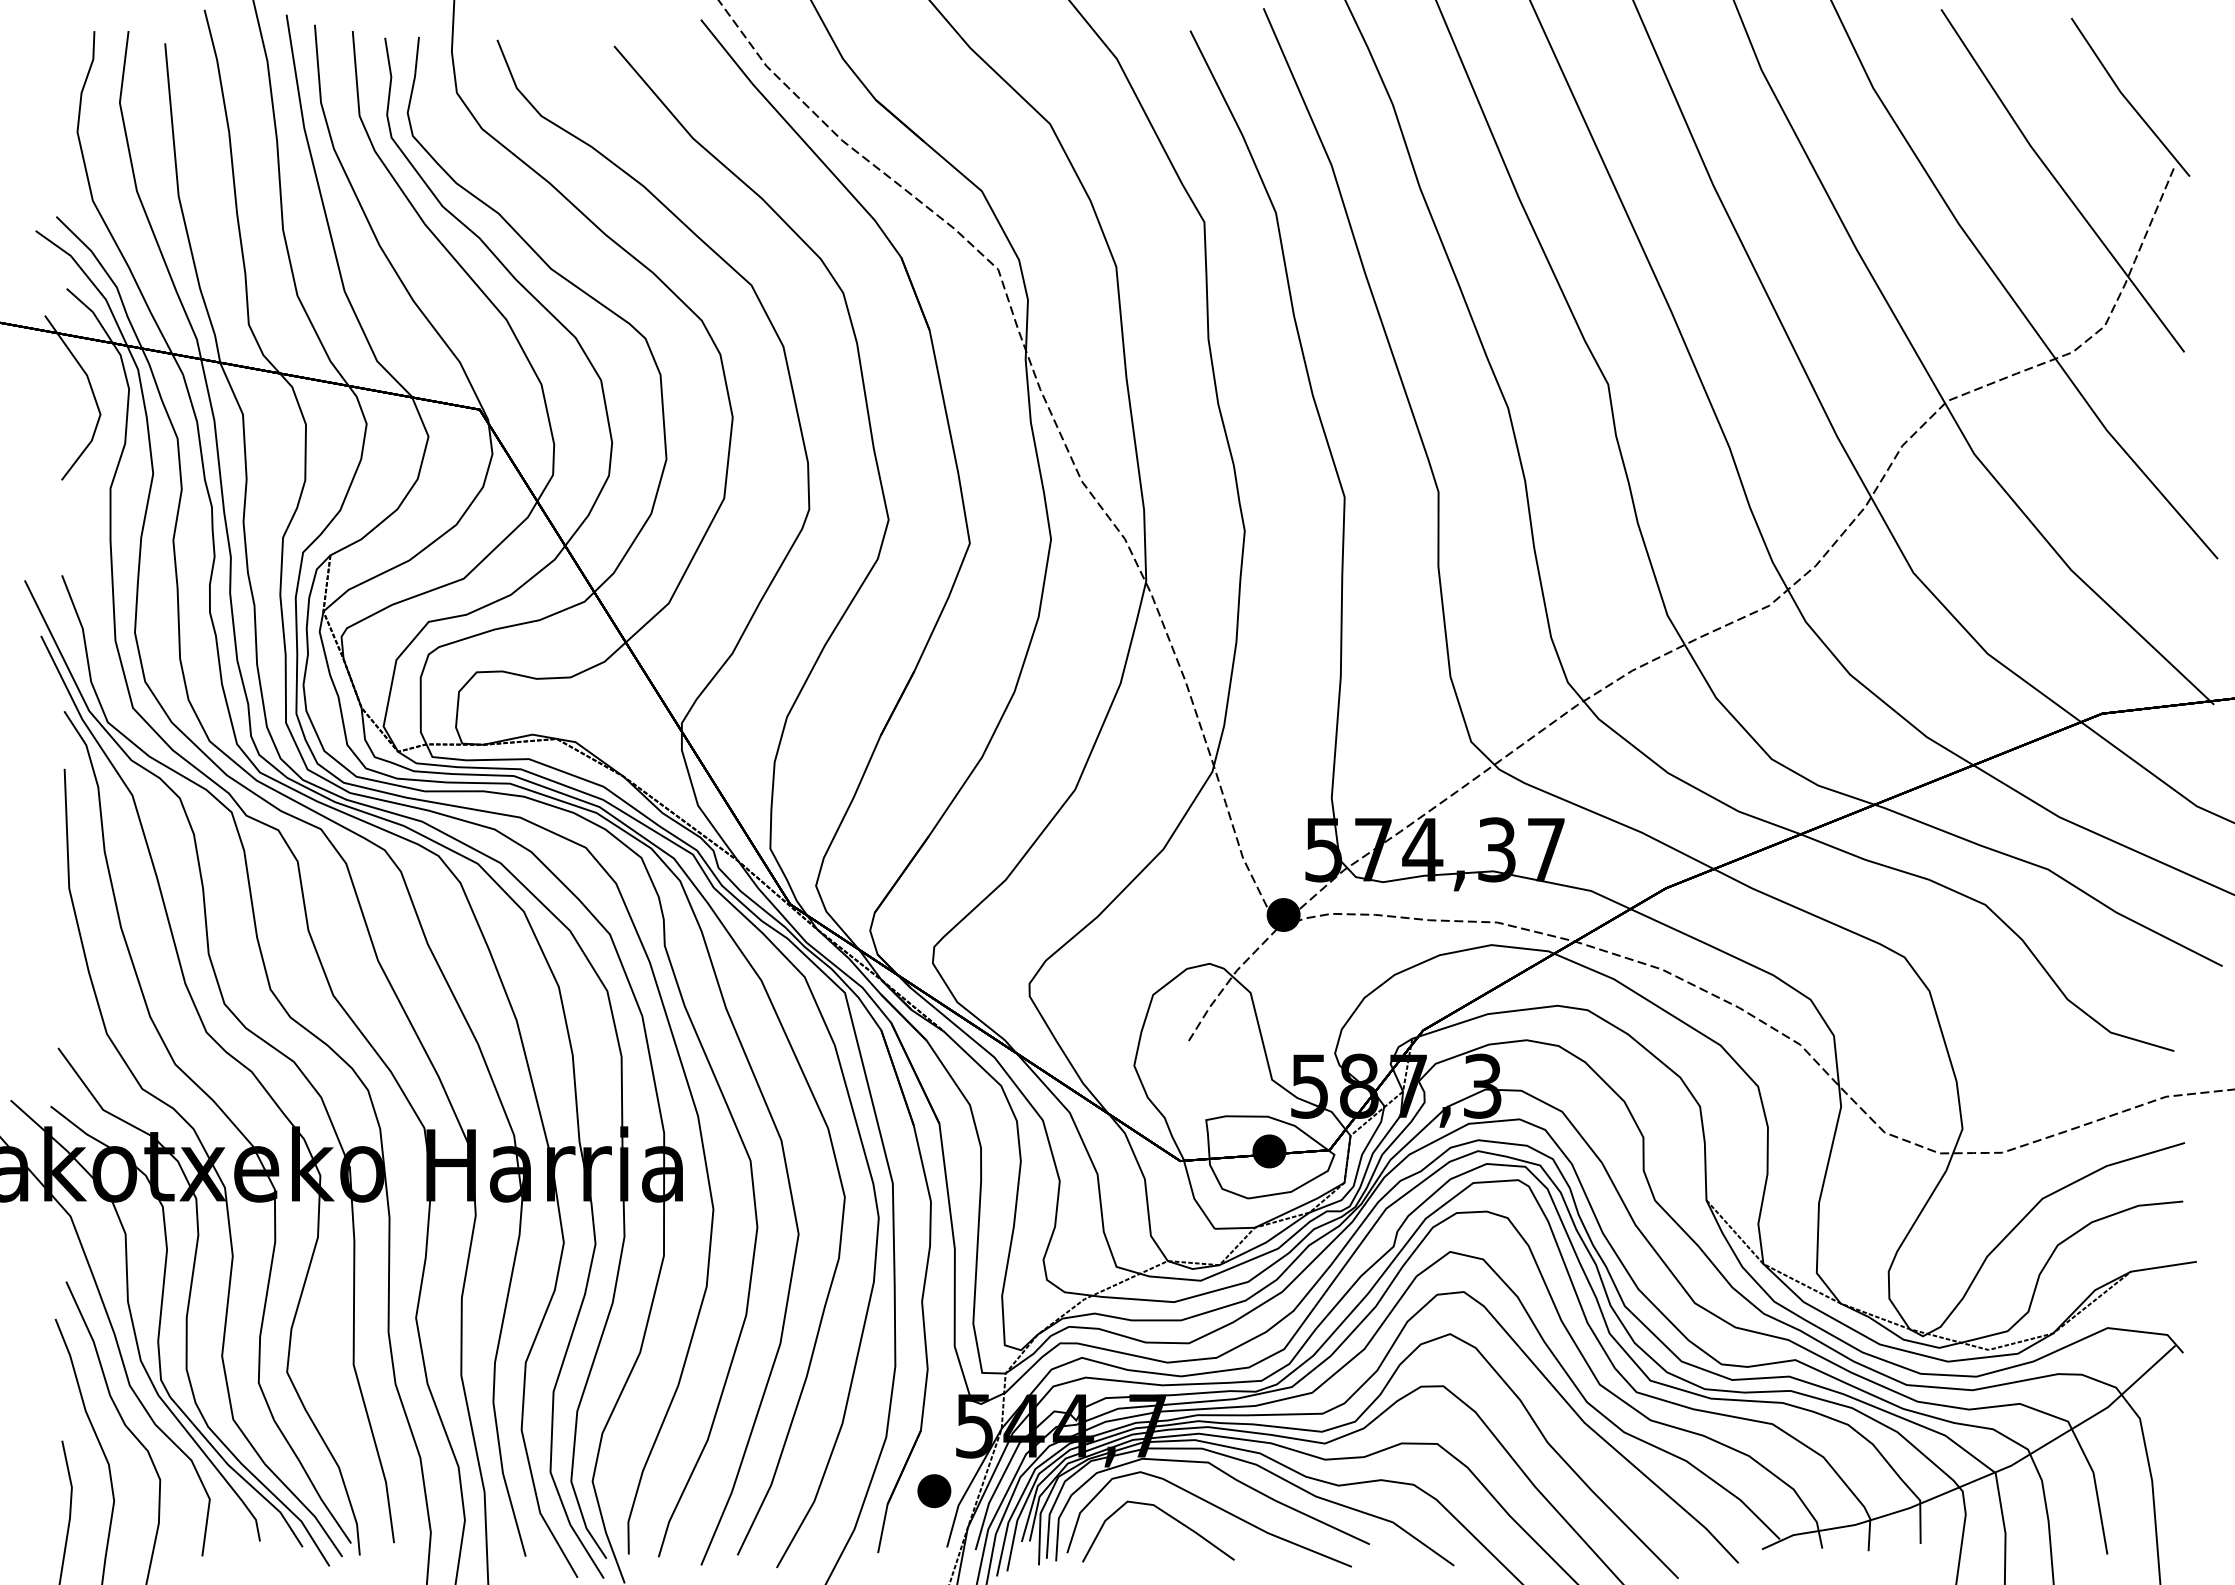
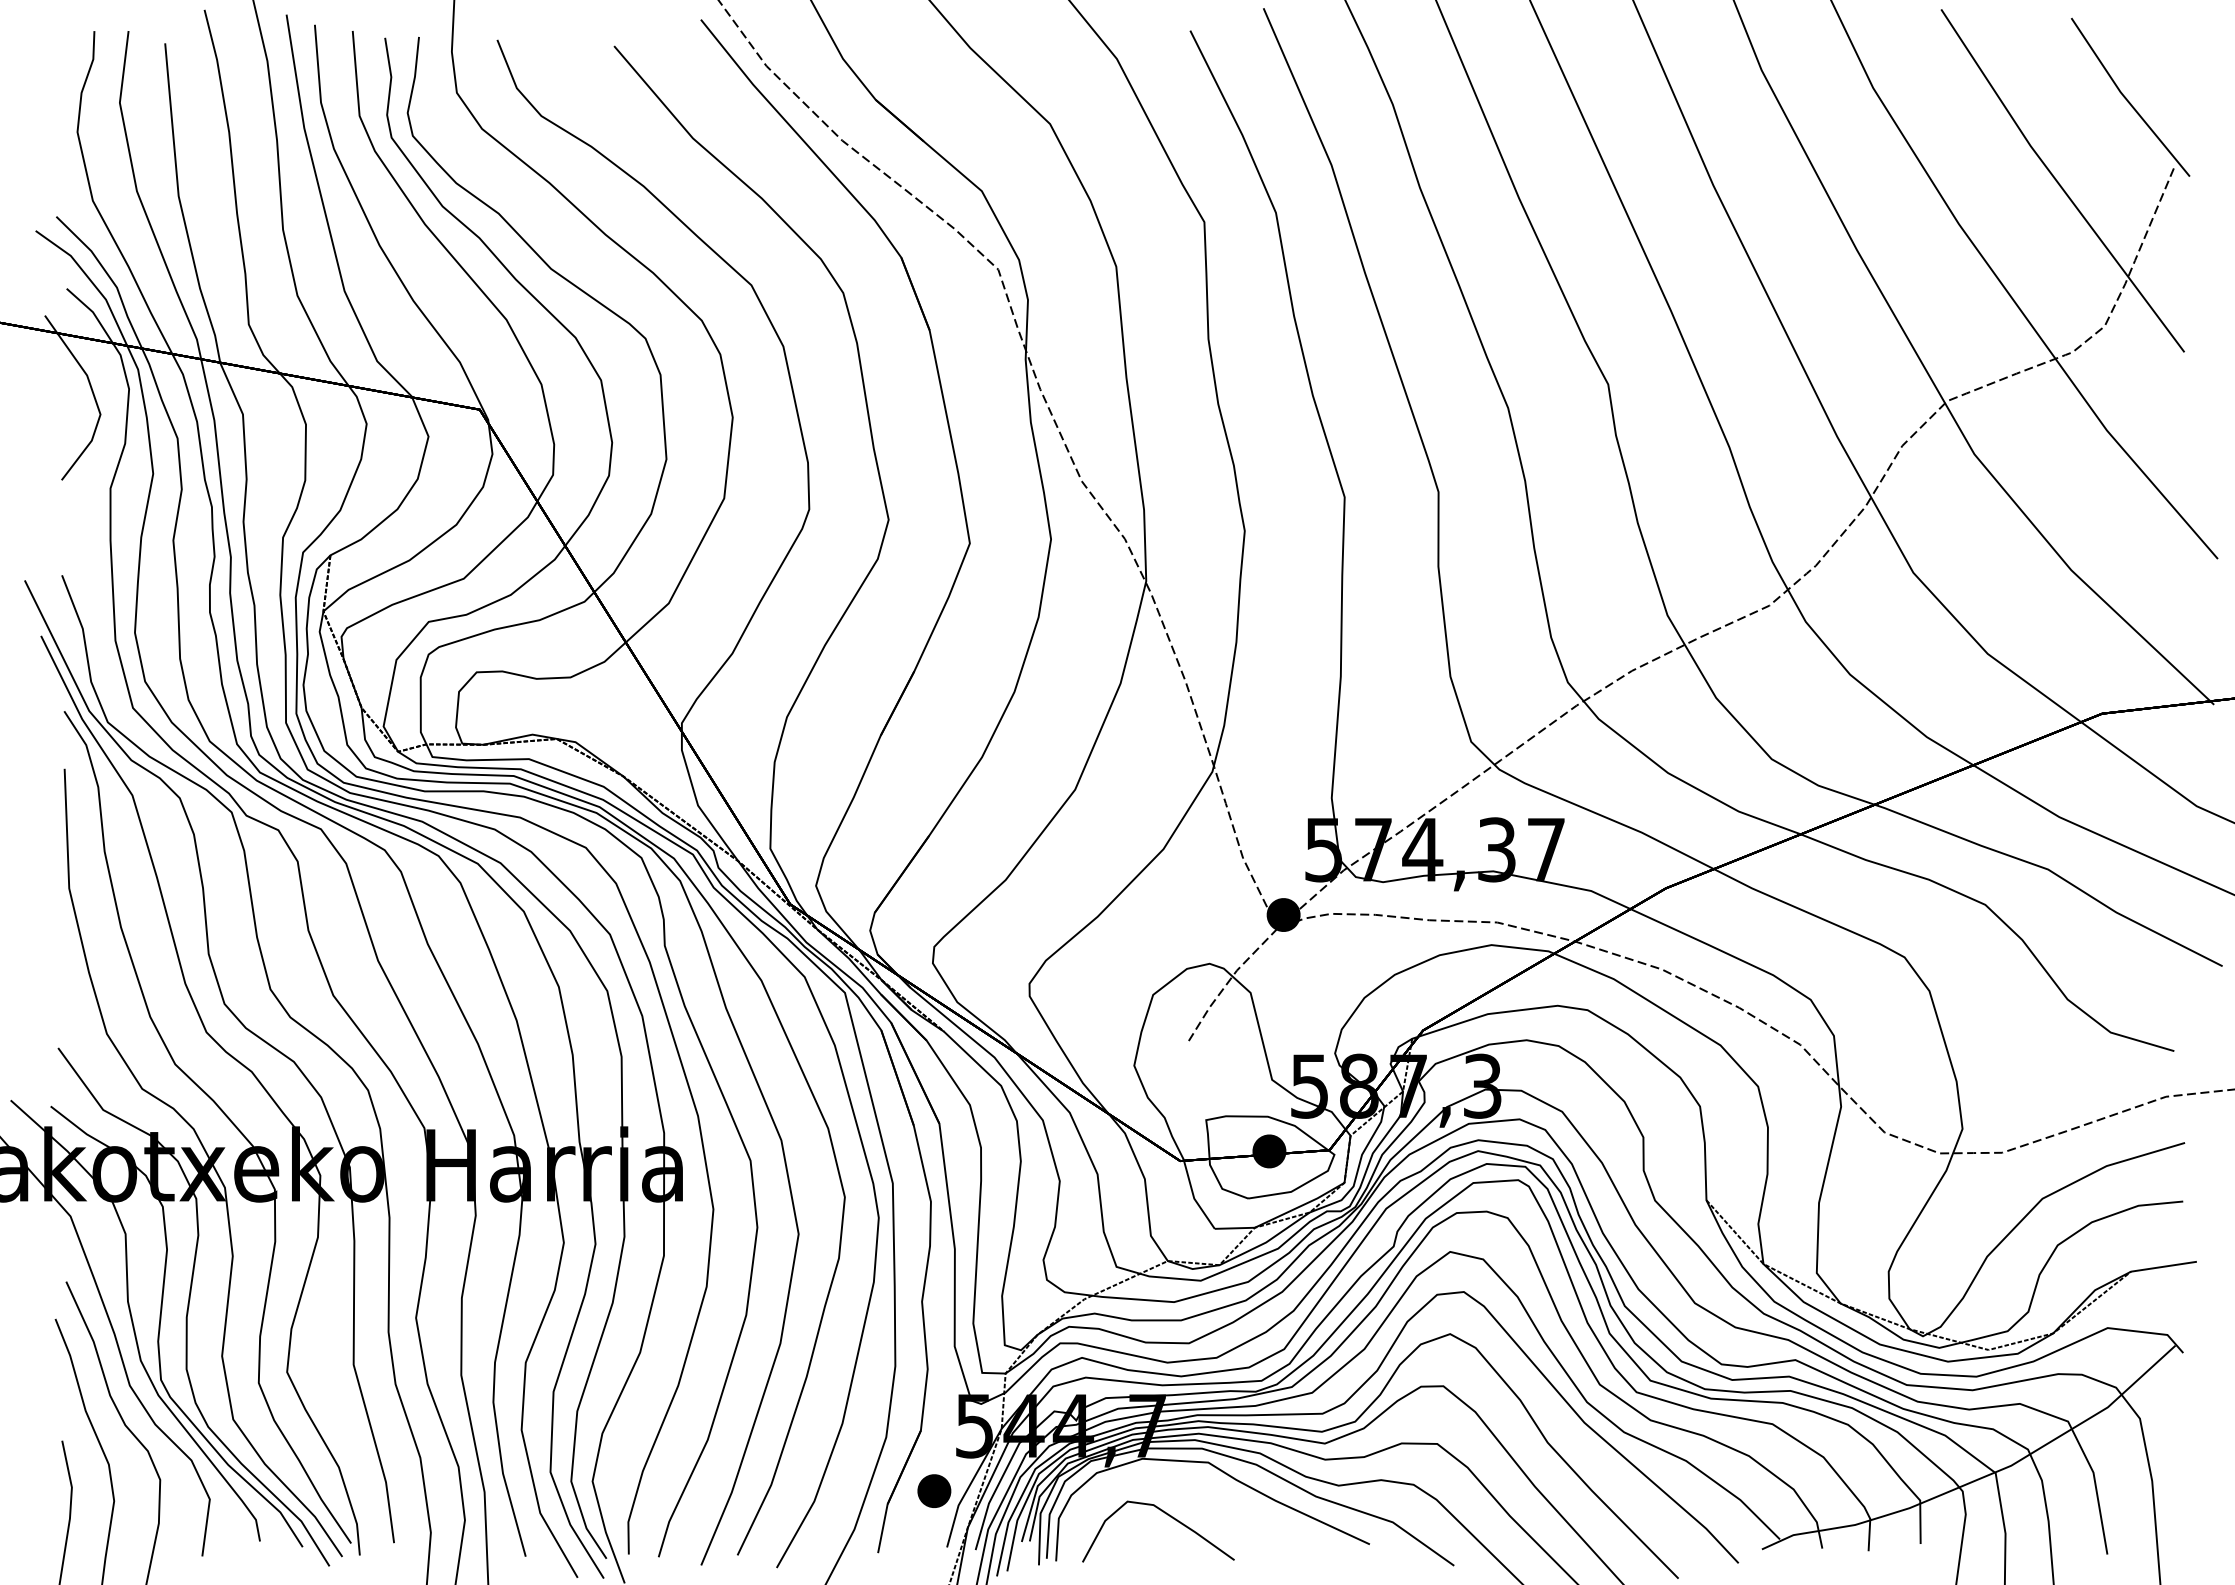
part: present -> none (1215, 1507)
